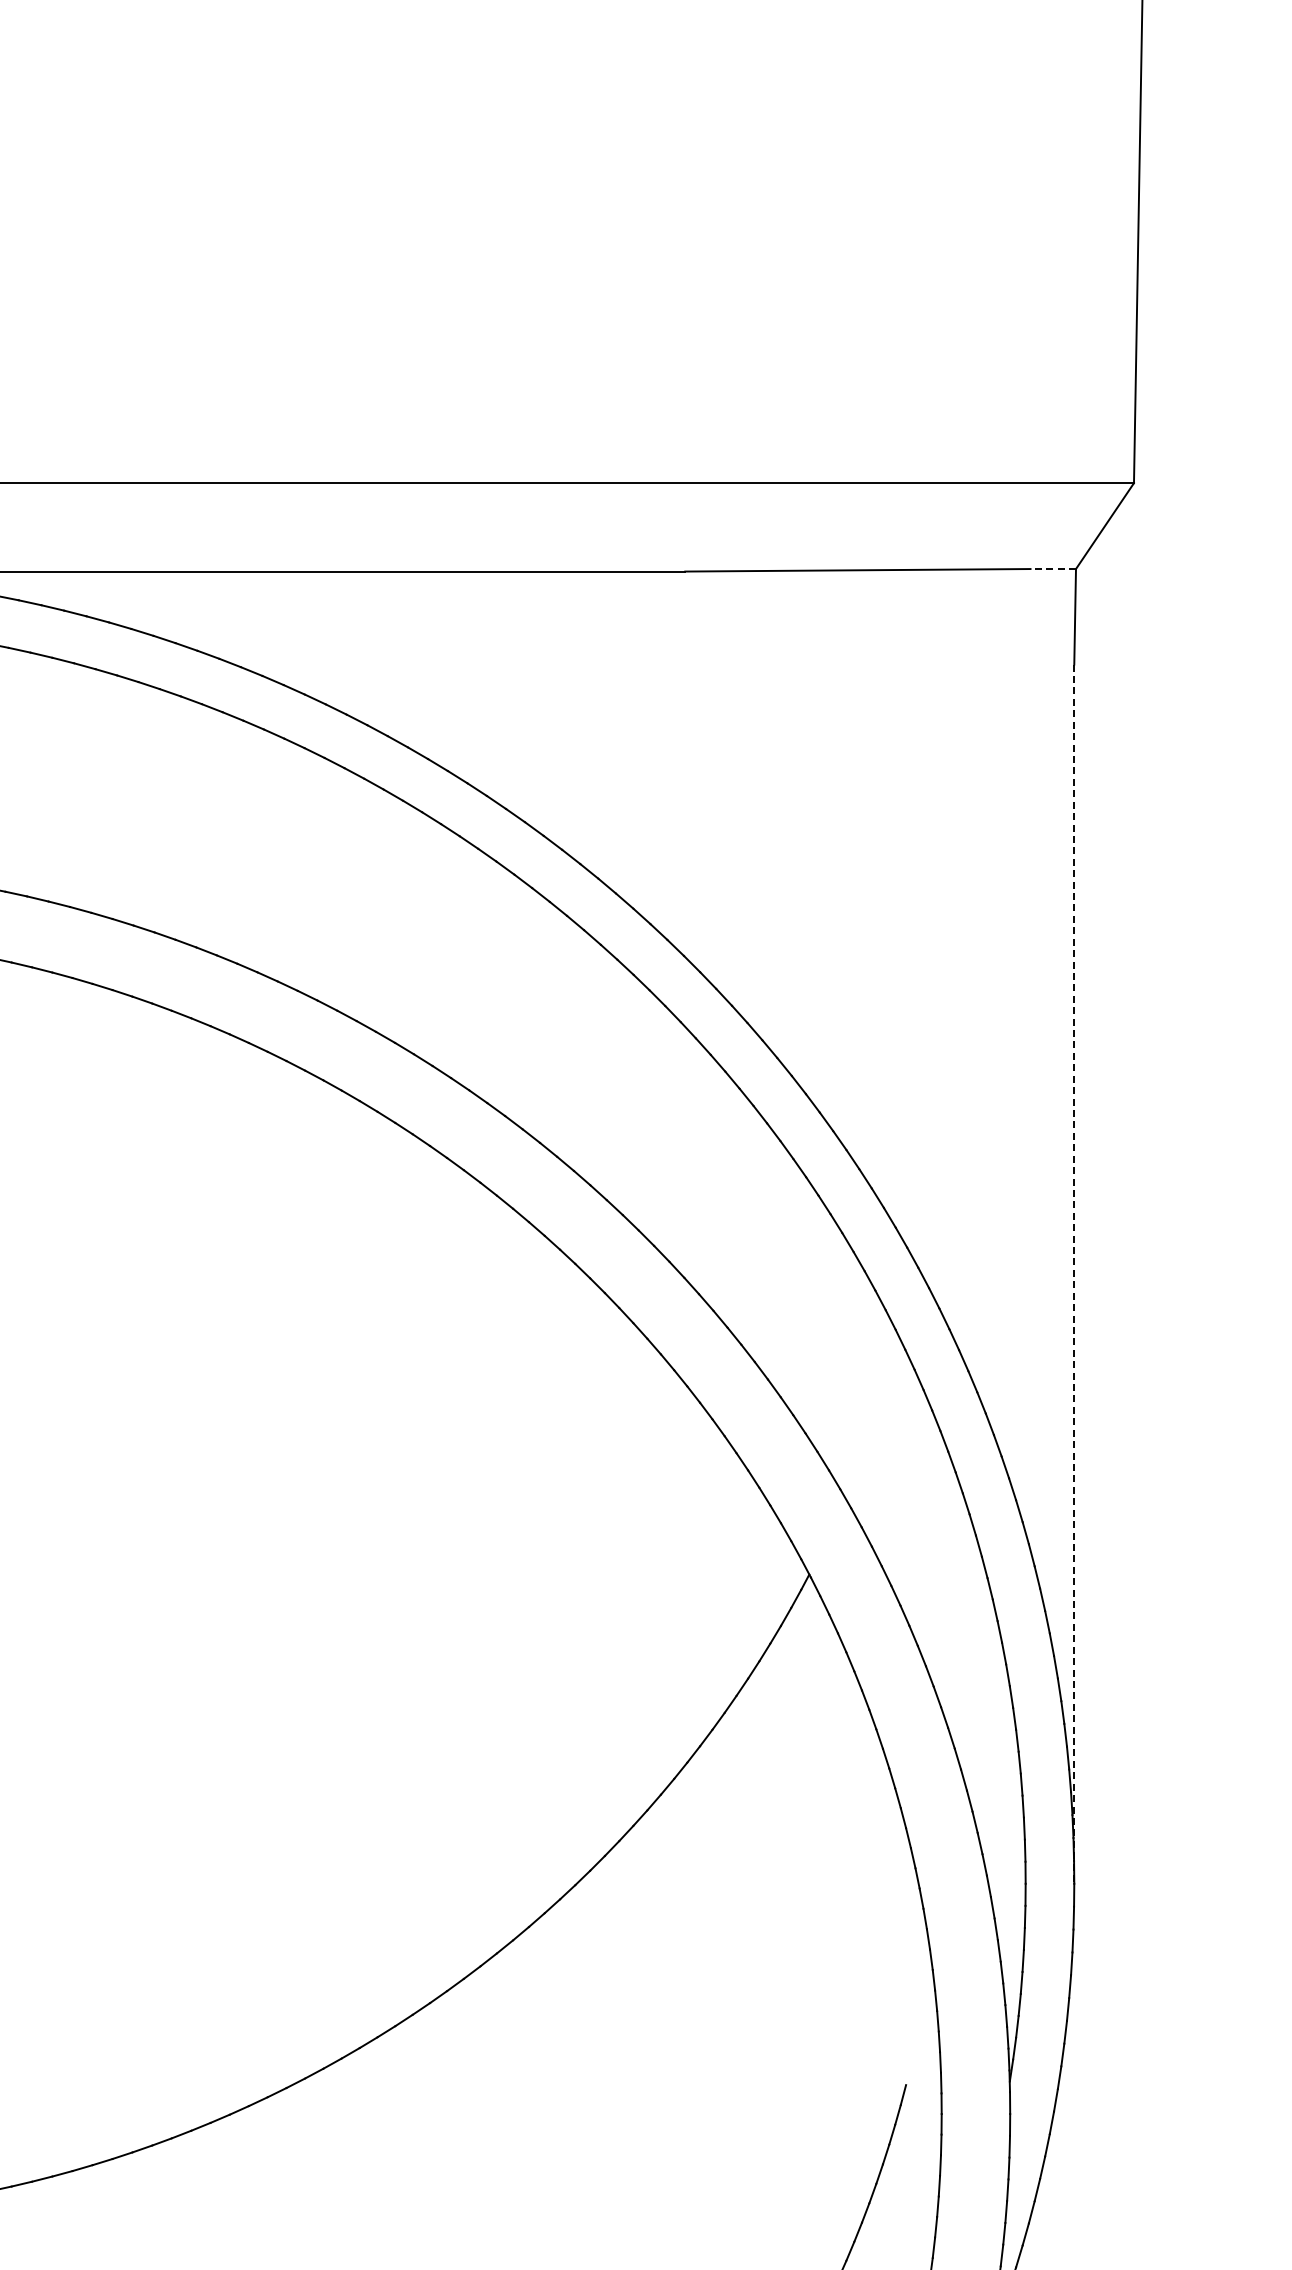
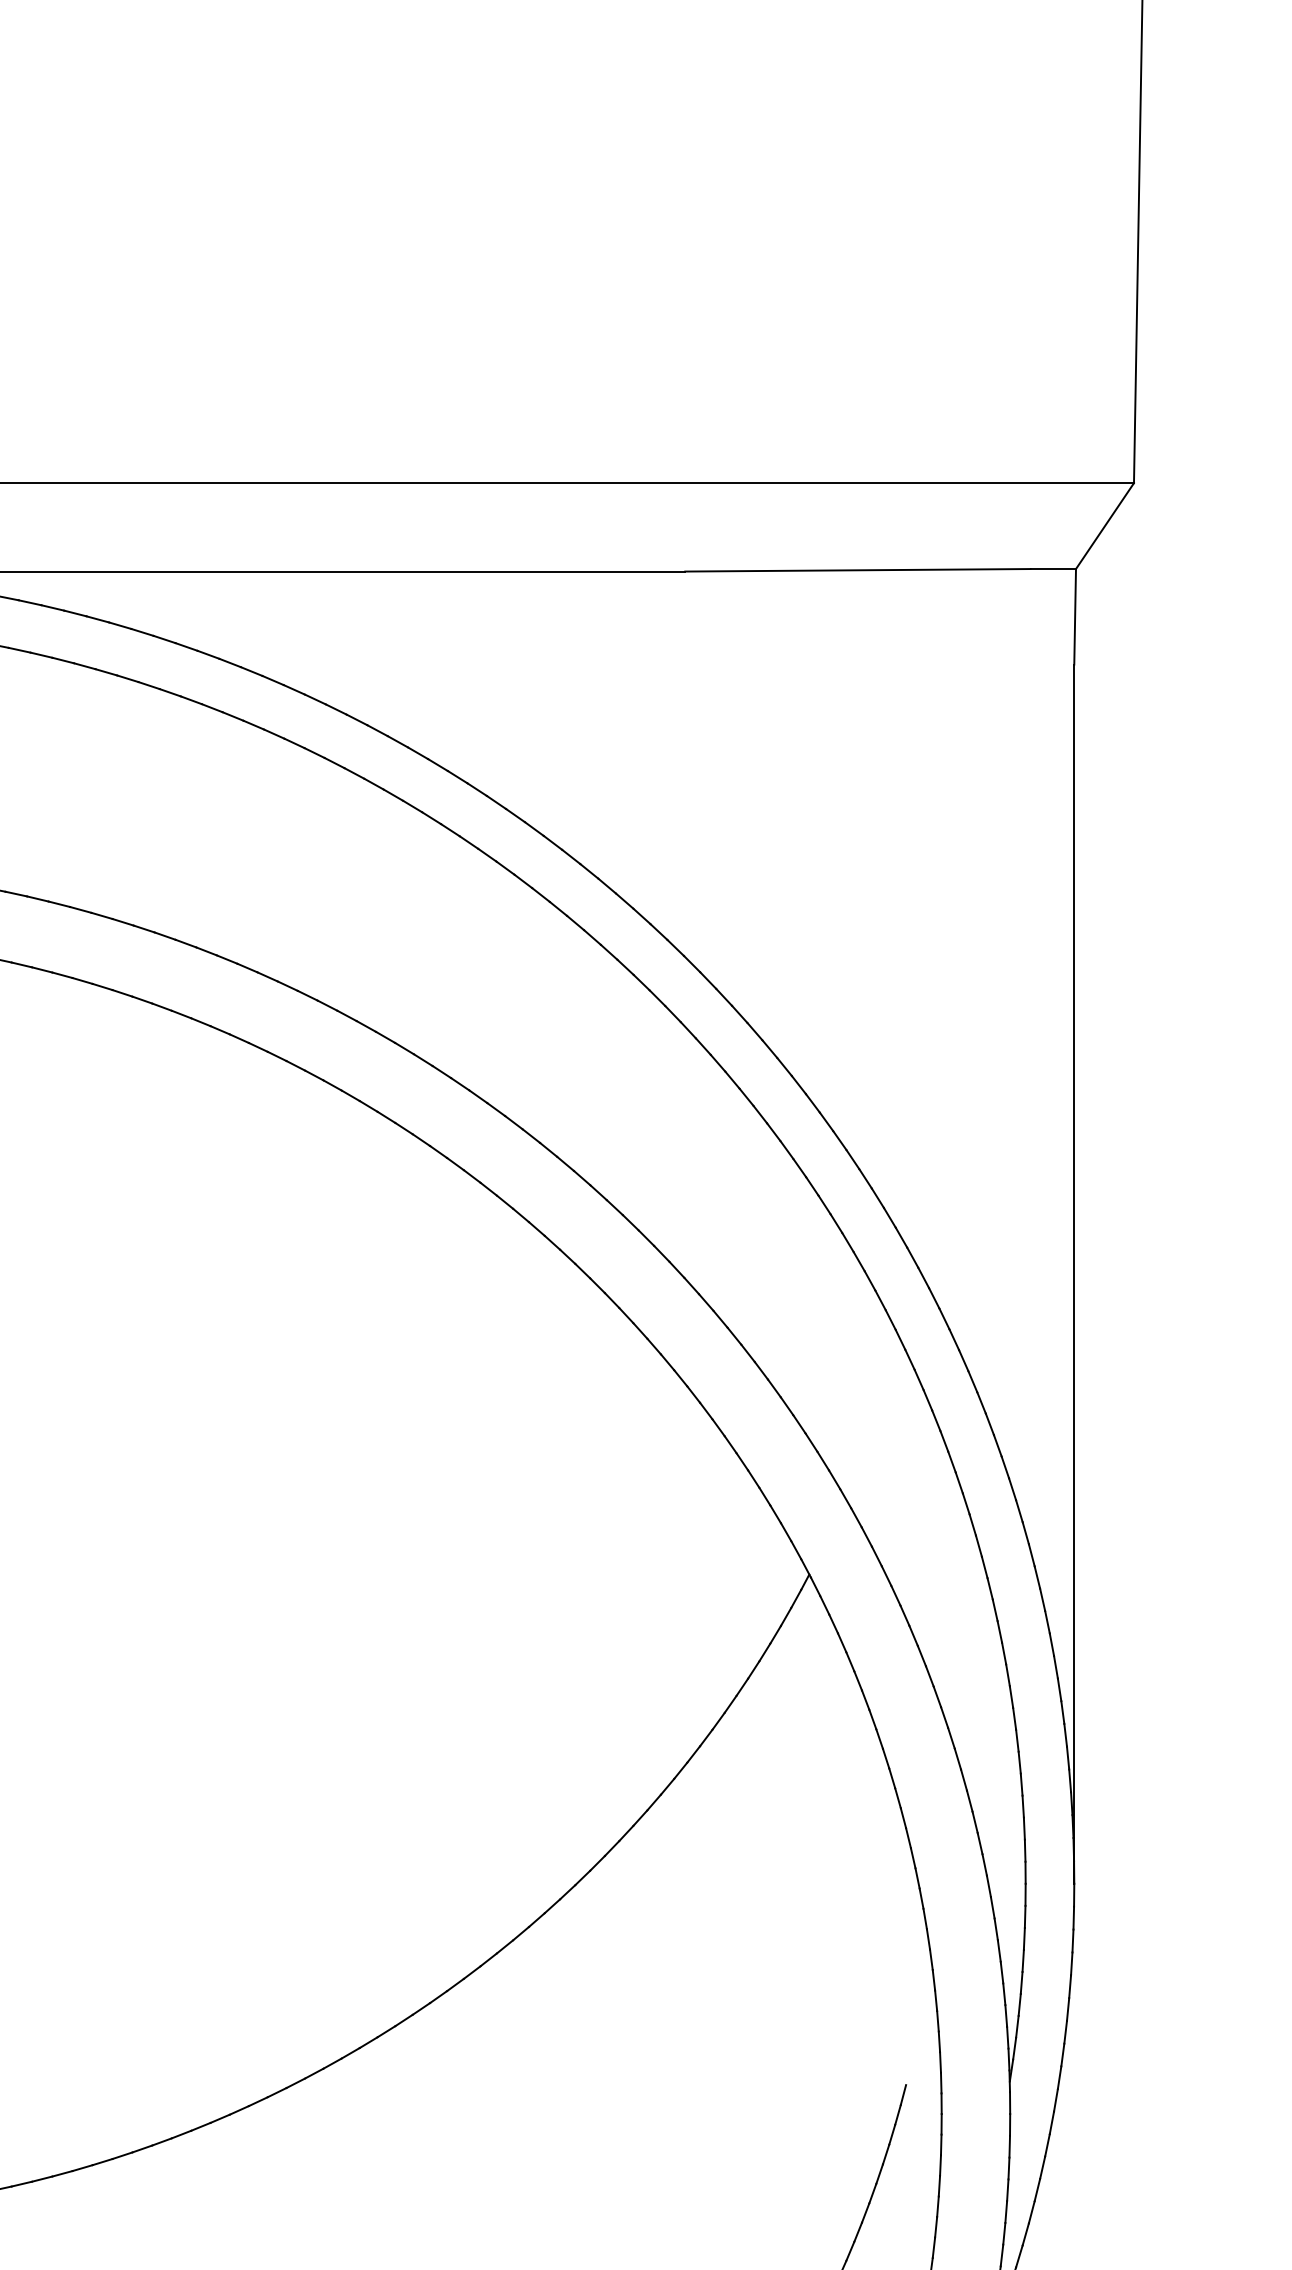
line: dashed -> solid (1053, 569)
line: dashed -> solid (1074, 1274)
